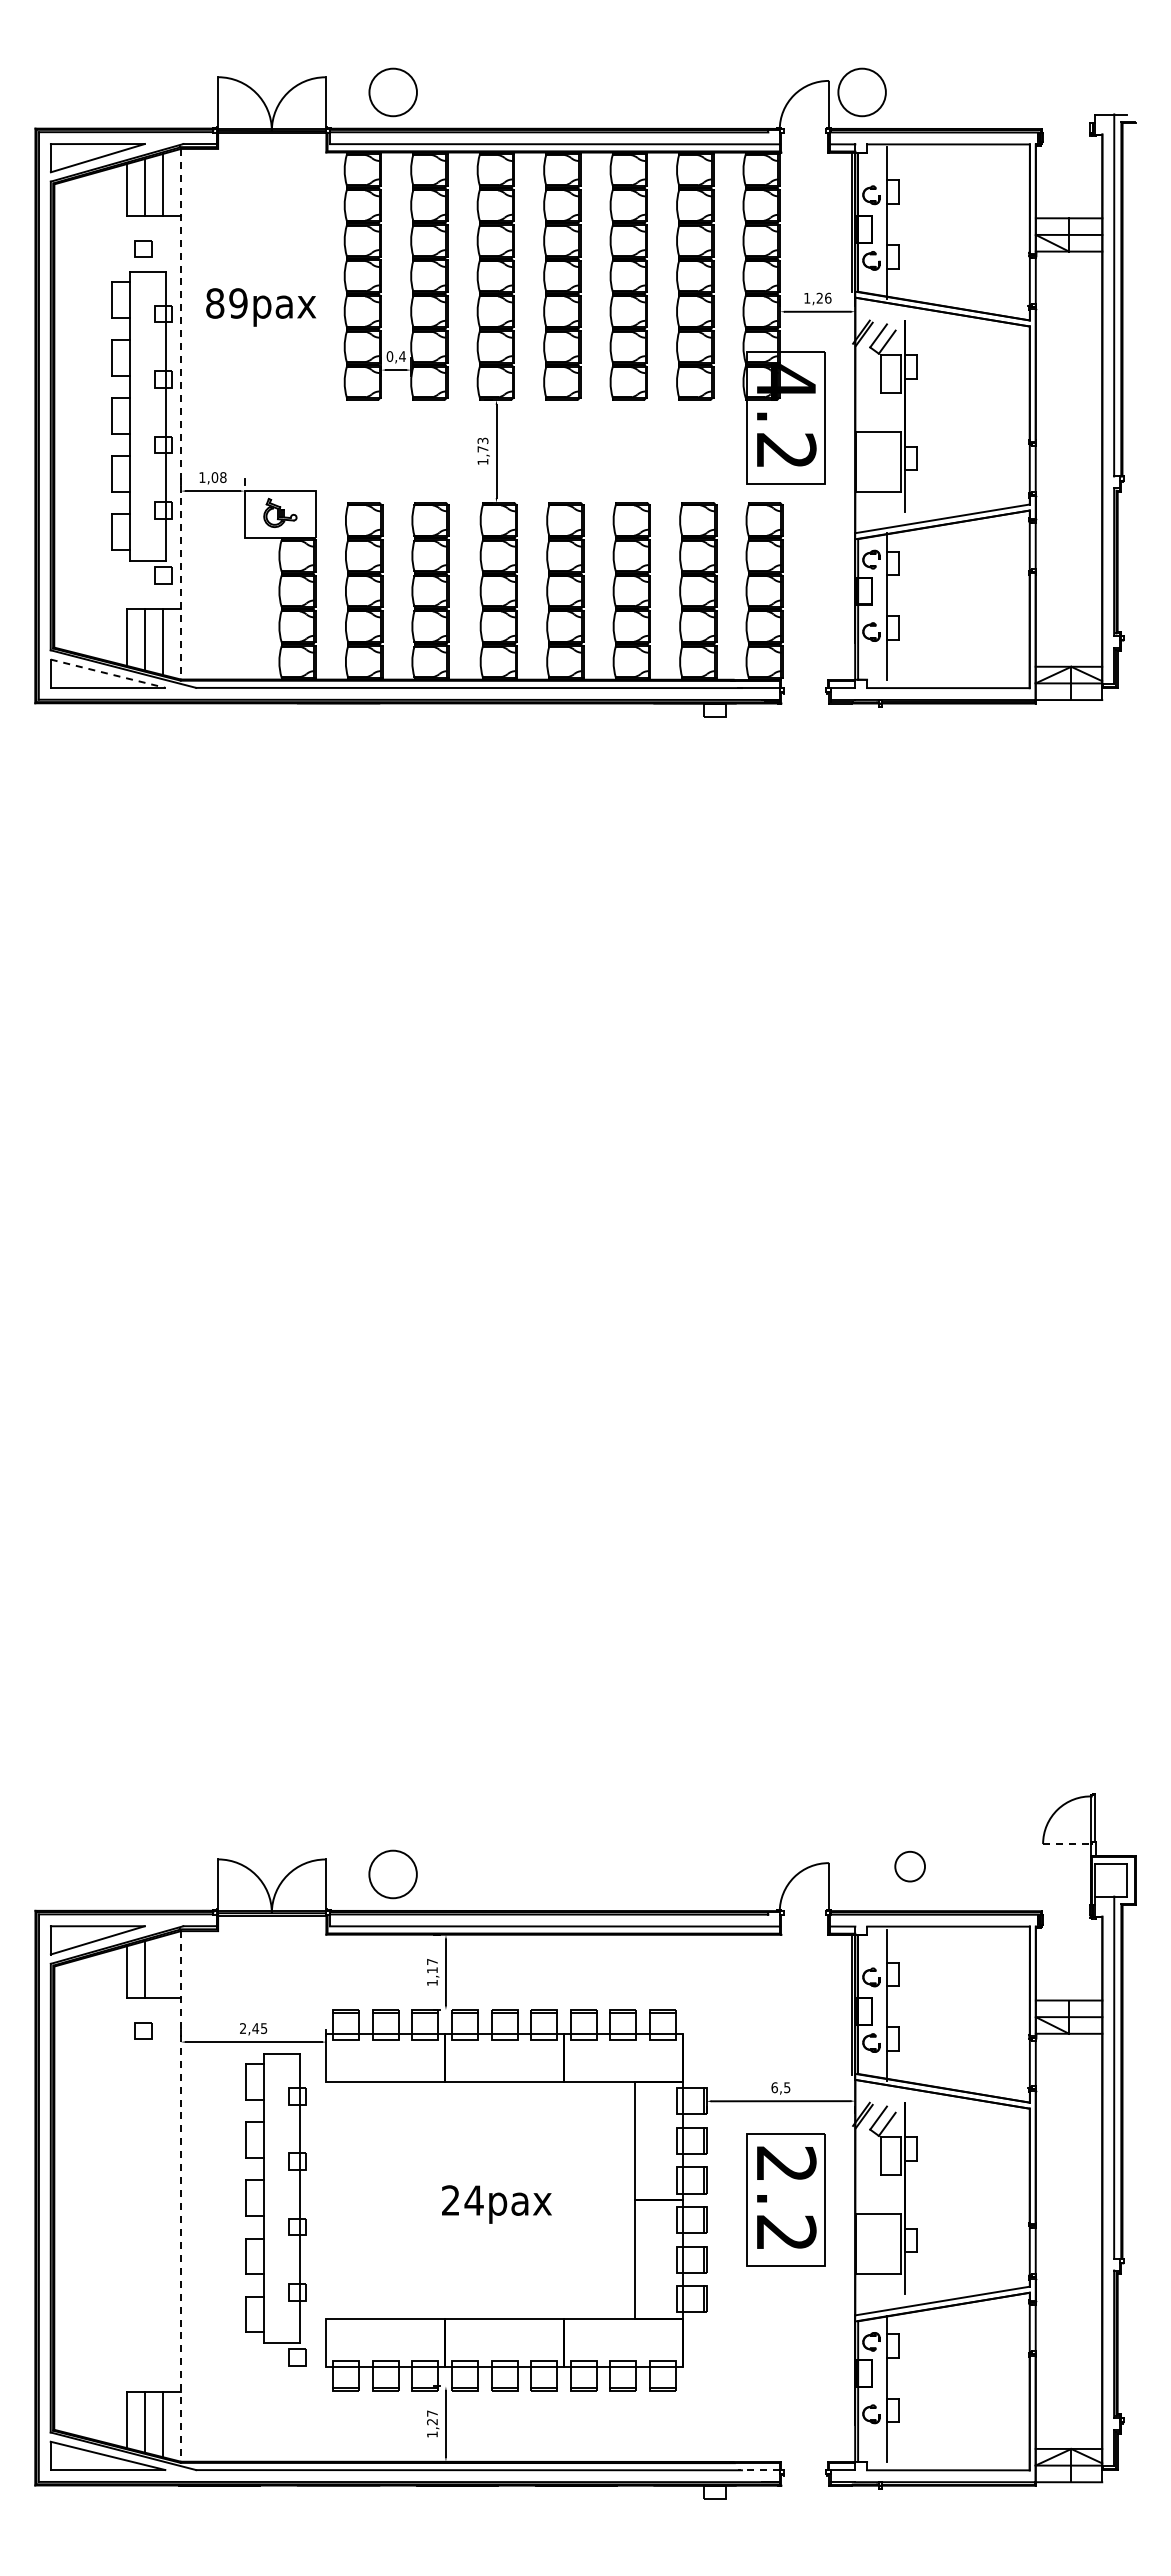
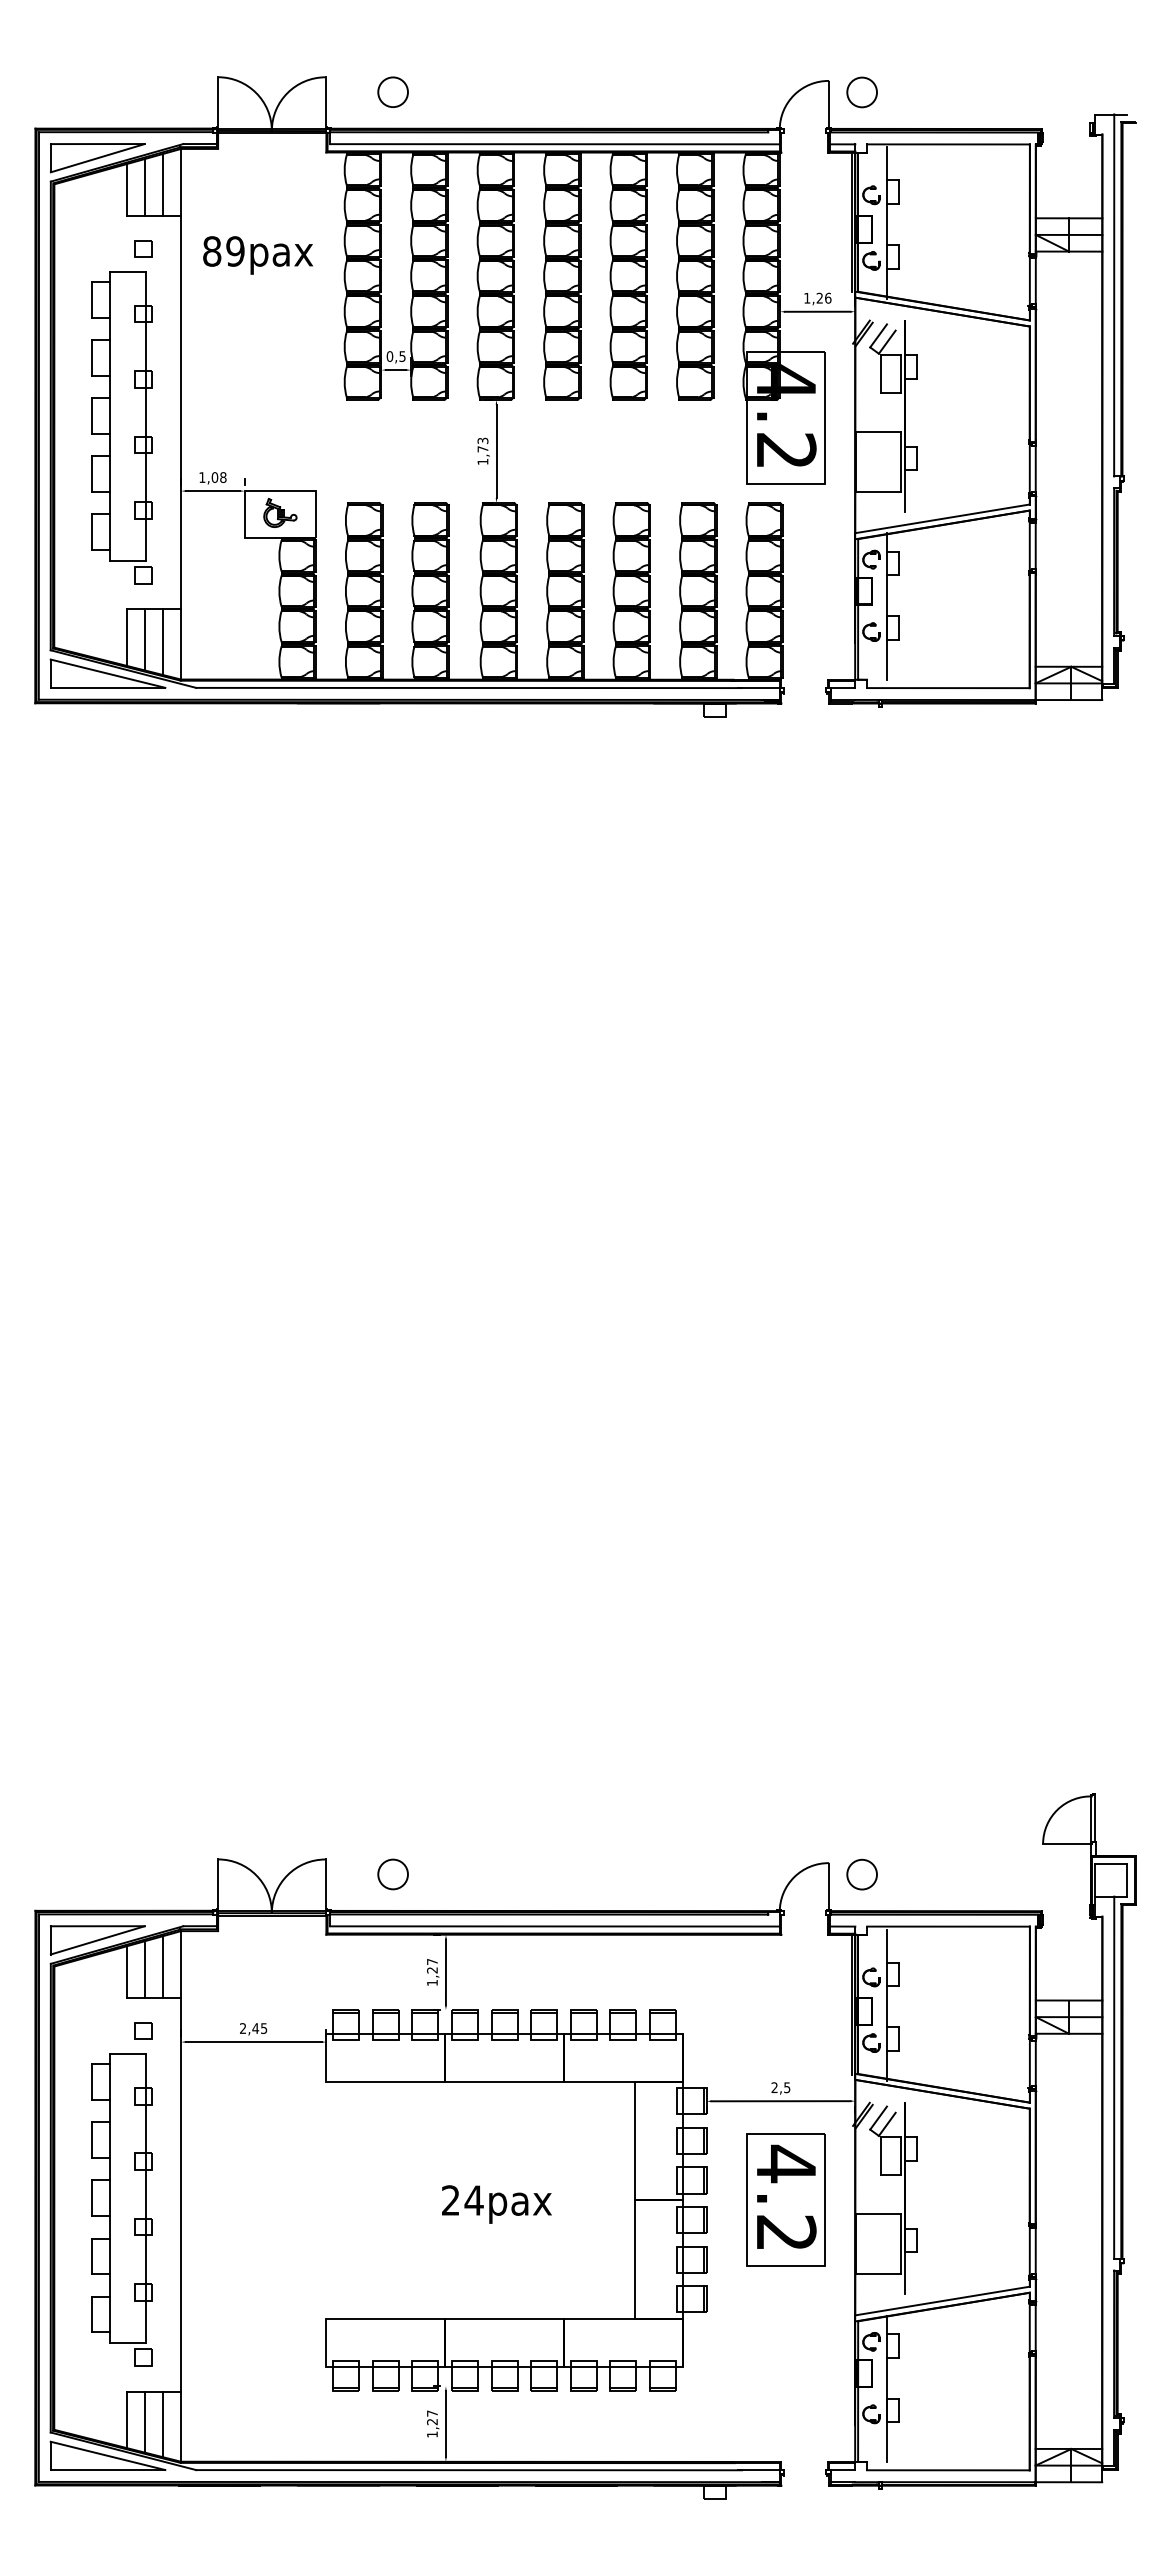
circle size: 50x51 px -> 32x32 px (392, 91)
circle diameter: 48 px -> 30 px (862, 92)
text position: (261, 307) -> (258, 255) (258, 255)
text: 0,4 -> 0,5 (402, 356)
line: dashed -> solid (180, 414)
part position: (141, 427) -> (121, 427) (121, 427)
line: dashed -> solid (108, 673)
line: dashed -> solid (1067, 1844)
circle position: (909, 1866) -> (861, 1874) (861, 1874)
circle diameter: 48 px -> 30 px (392, 1874)
line: none -> present (163, 1966)
text: 1,17 -> 1,27 (432, 1970)
text: 6,5 -> 2,5 (774, 2087)
text: 2.2 -> 4.2 (786, 2163)
line: dashed -> solid (180, 2197)
part position: (275, 2209) -> (121, 2209) (121, 2209)
line: dashed -> solid (759, 2470)
